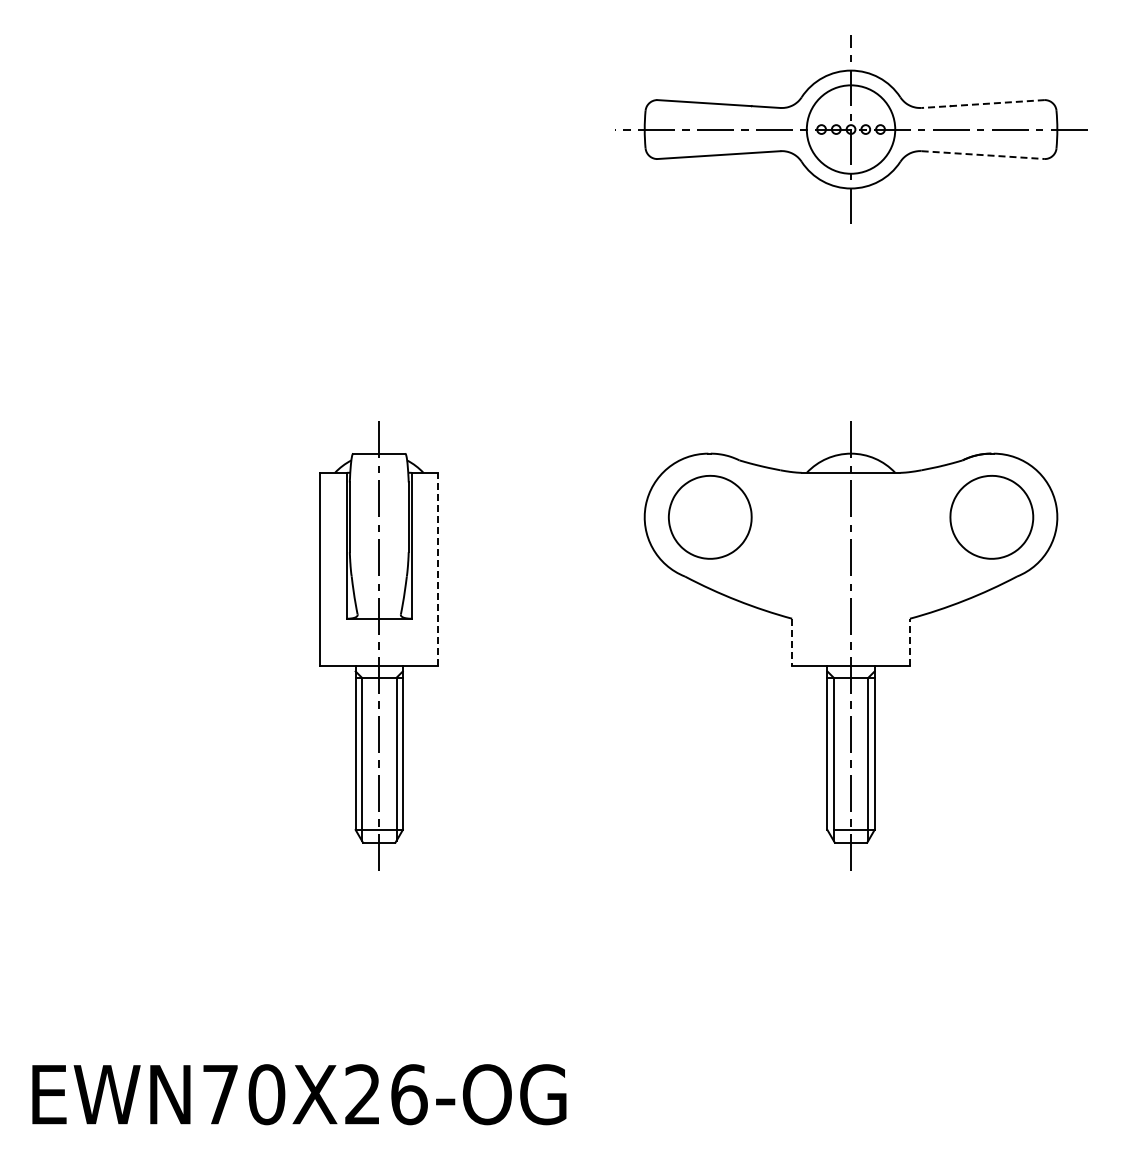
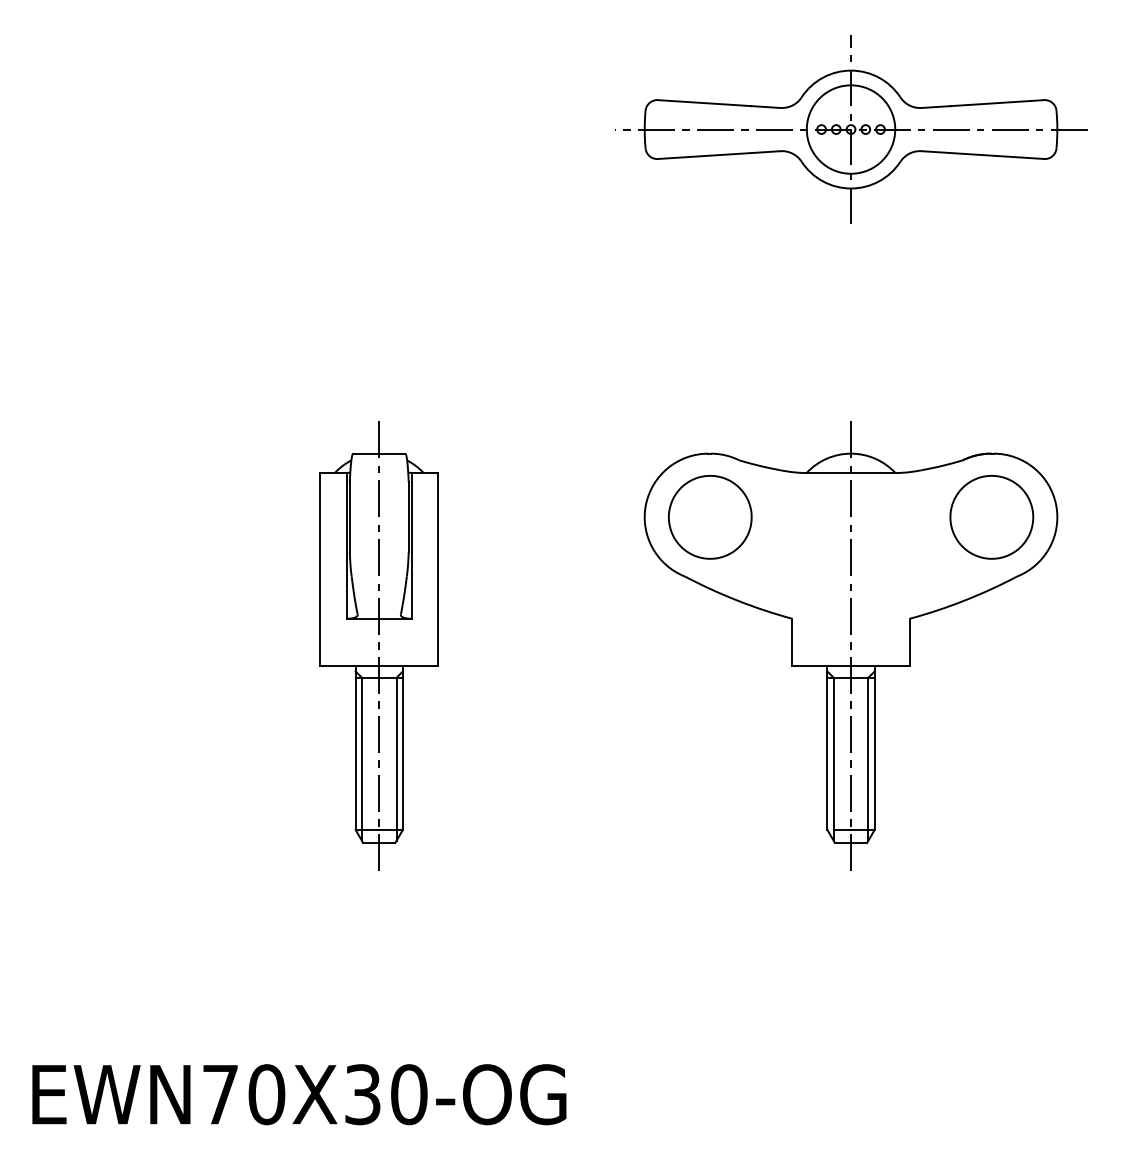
line: dashed -> solid (983, 104)
line: dashed -> solid (983, 155)
line: dashed -> solid (438, 569)
line: dashed -> solid (792, 642)
line: dashed -> solid (909, 642)
text: EWN70X26-OG -> EWN70X30-OG (386, 1094)
